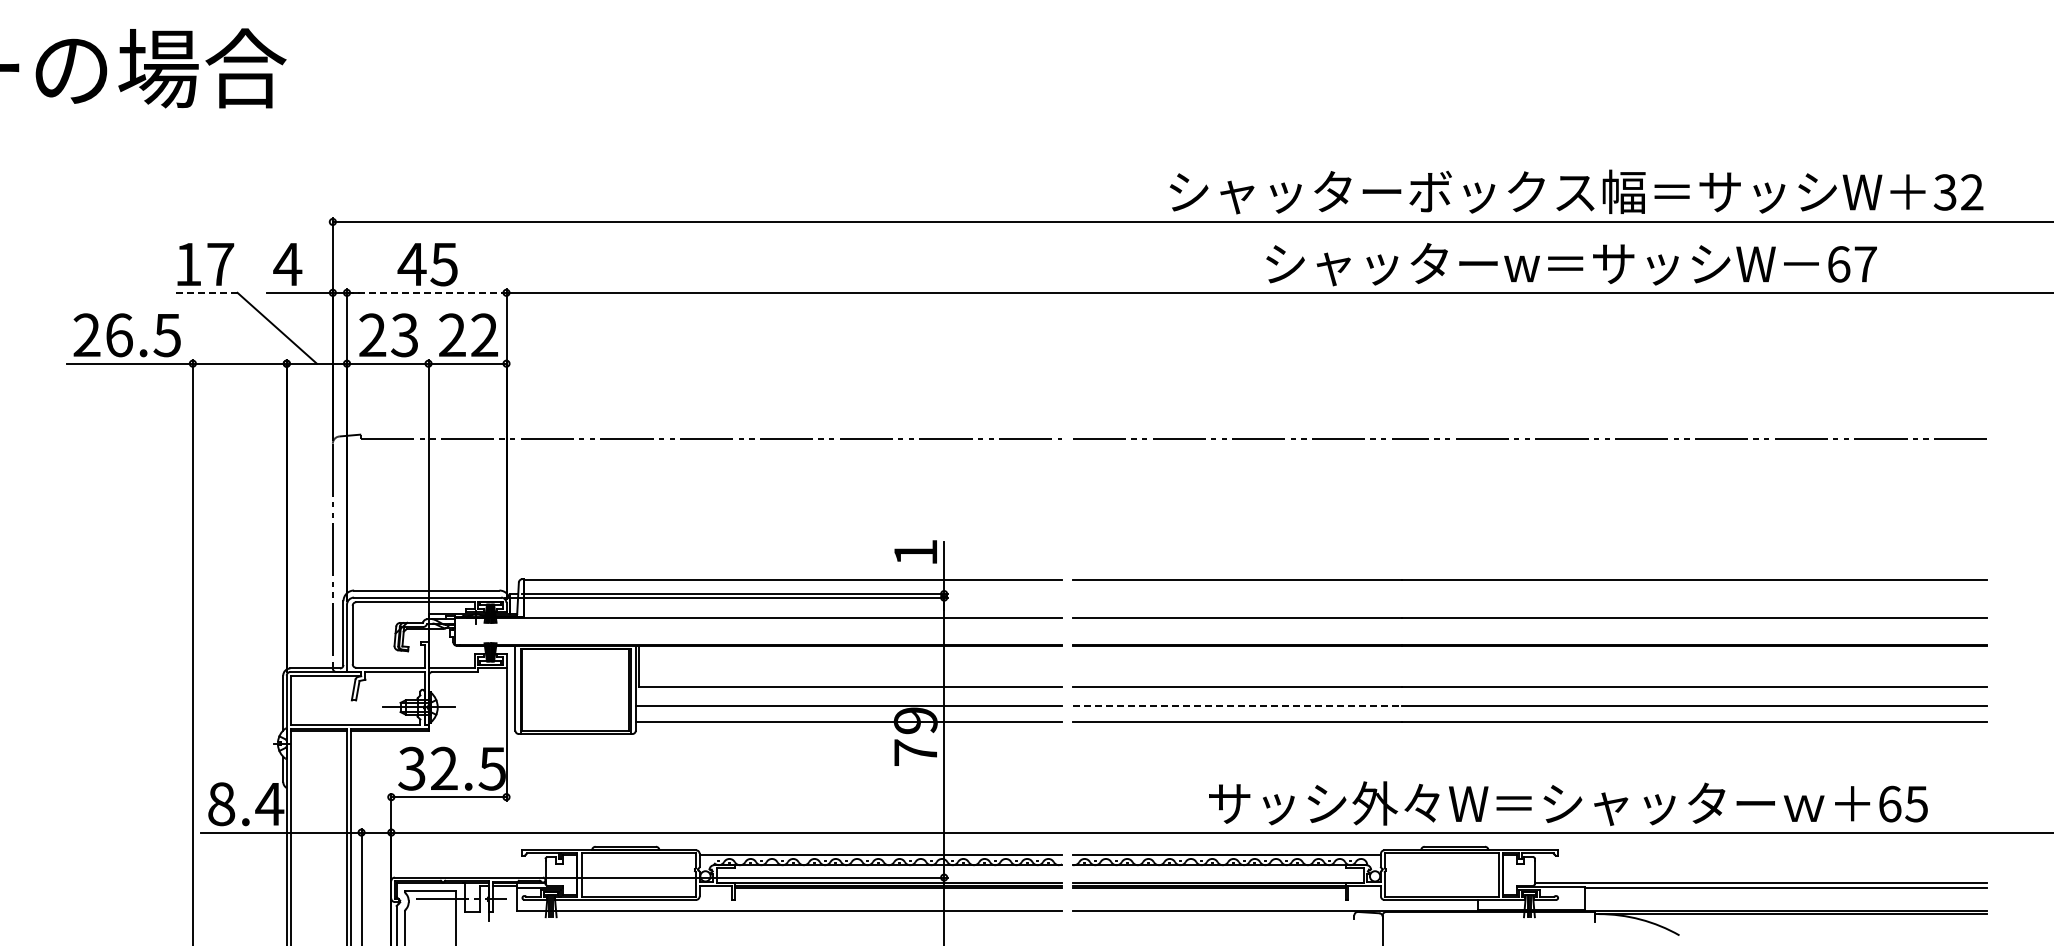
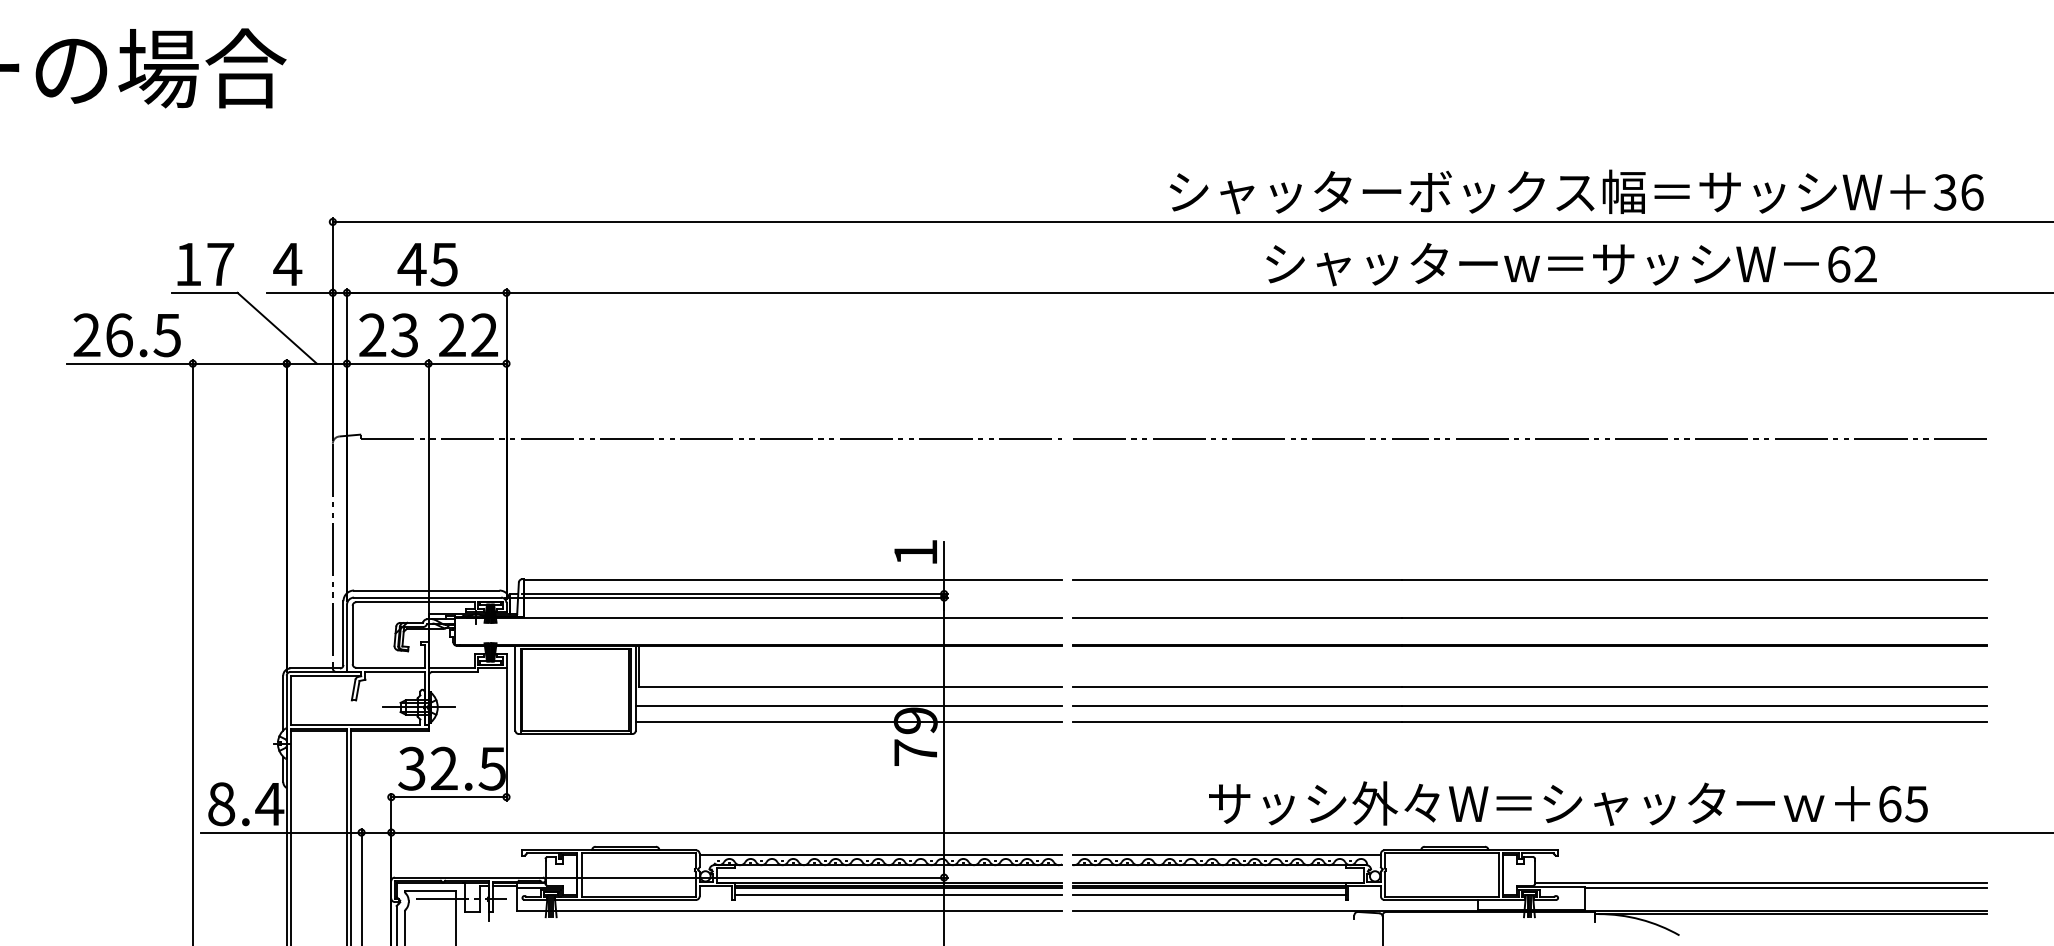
text: 32 -> 36 (1972, 192)
text: 67 -> 62 (1865, 264)
line: dashed -> solid (204, 292)
line: dashed -> solid (426, 292)
line: dashed -> solid (1237, 706)
line: none -> present (898, 895)
line: none -> present (1208, 895)
